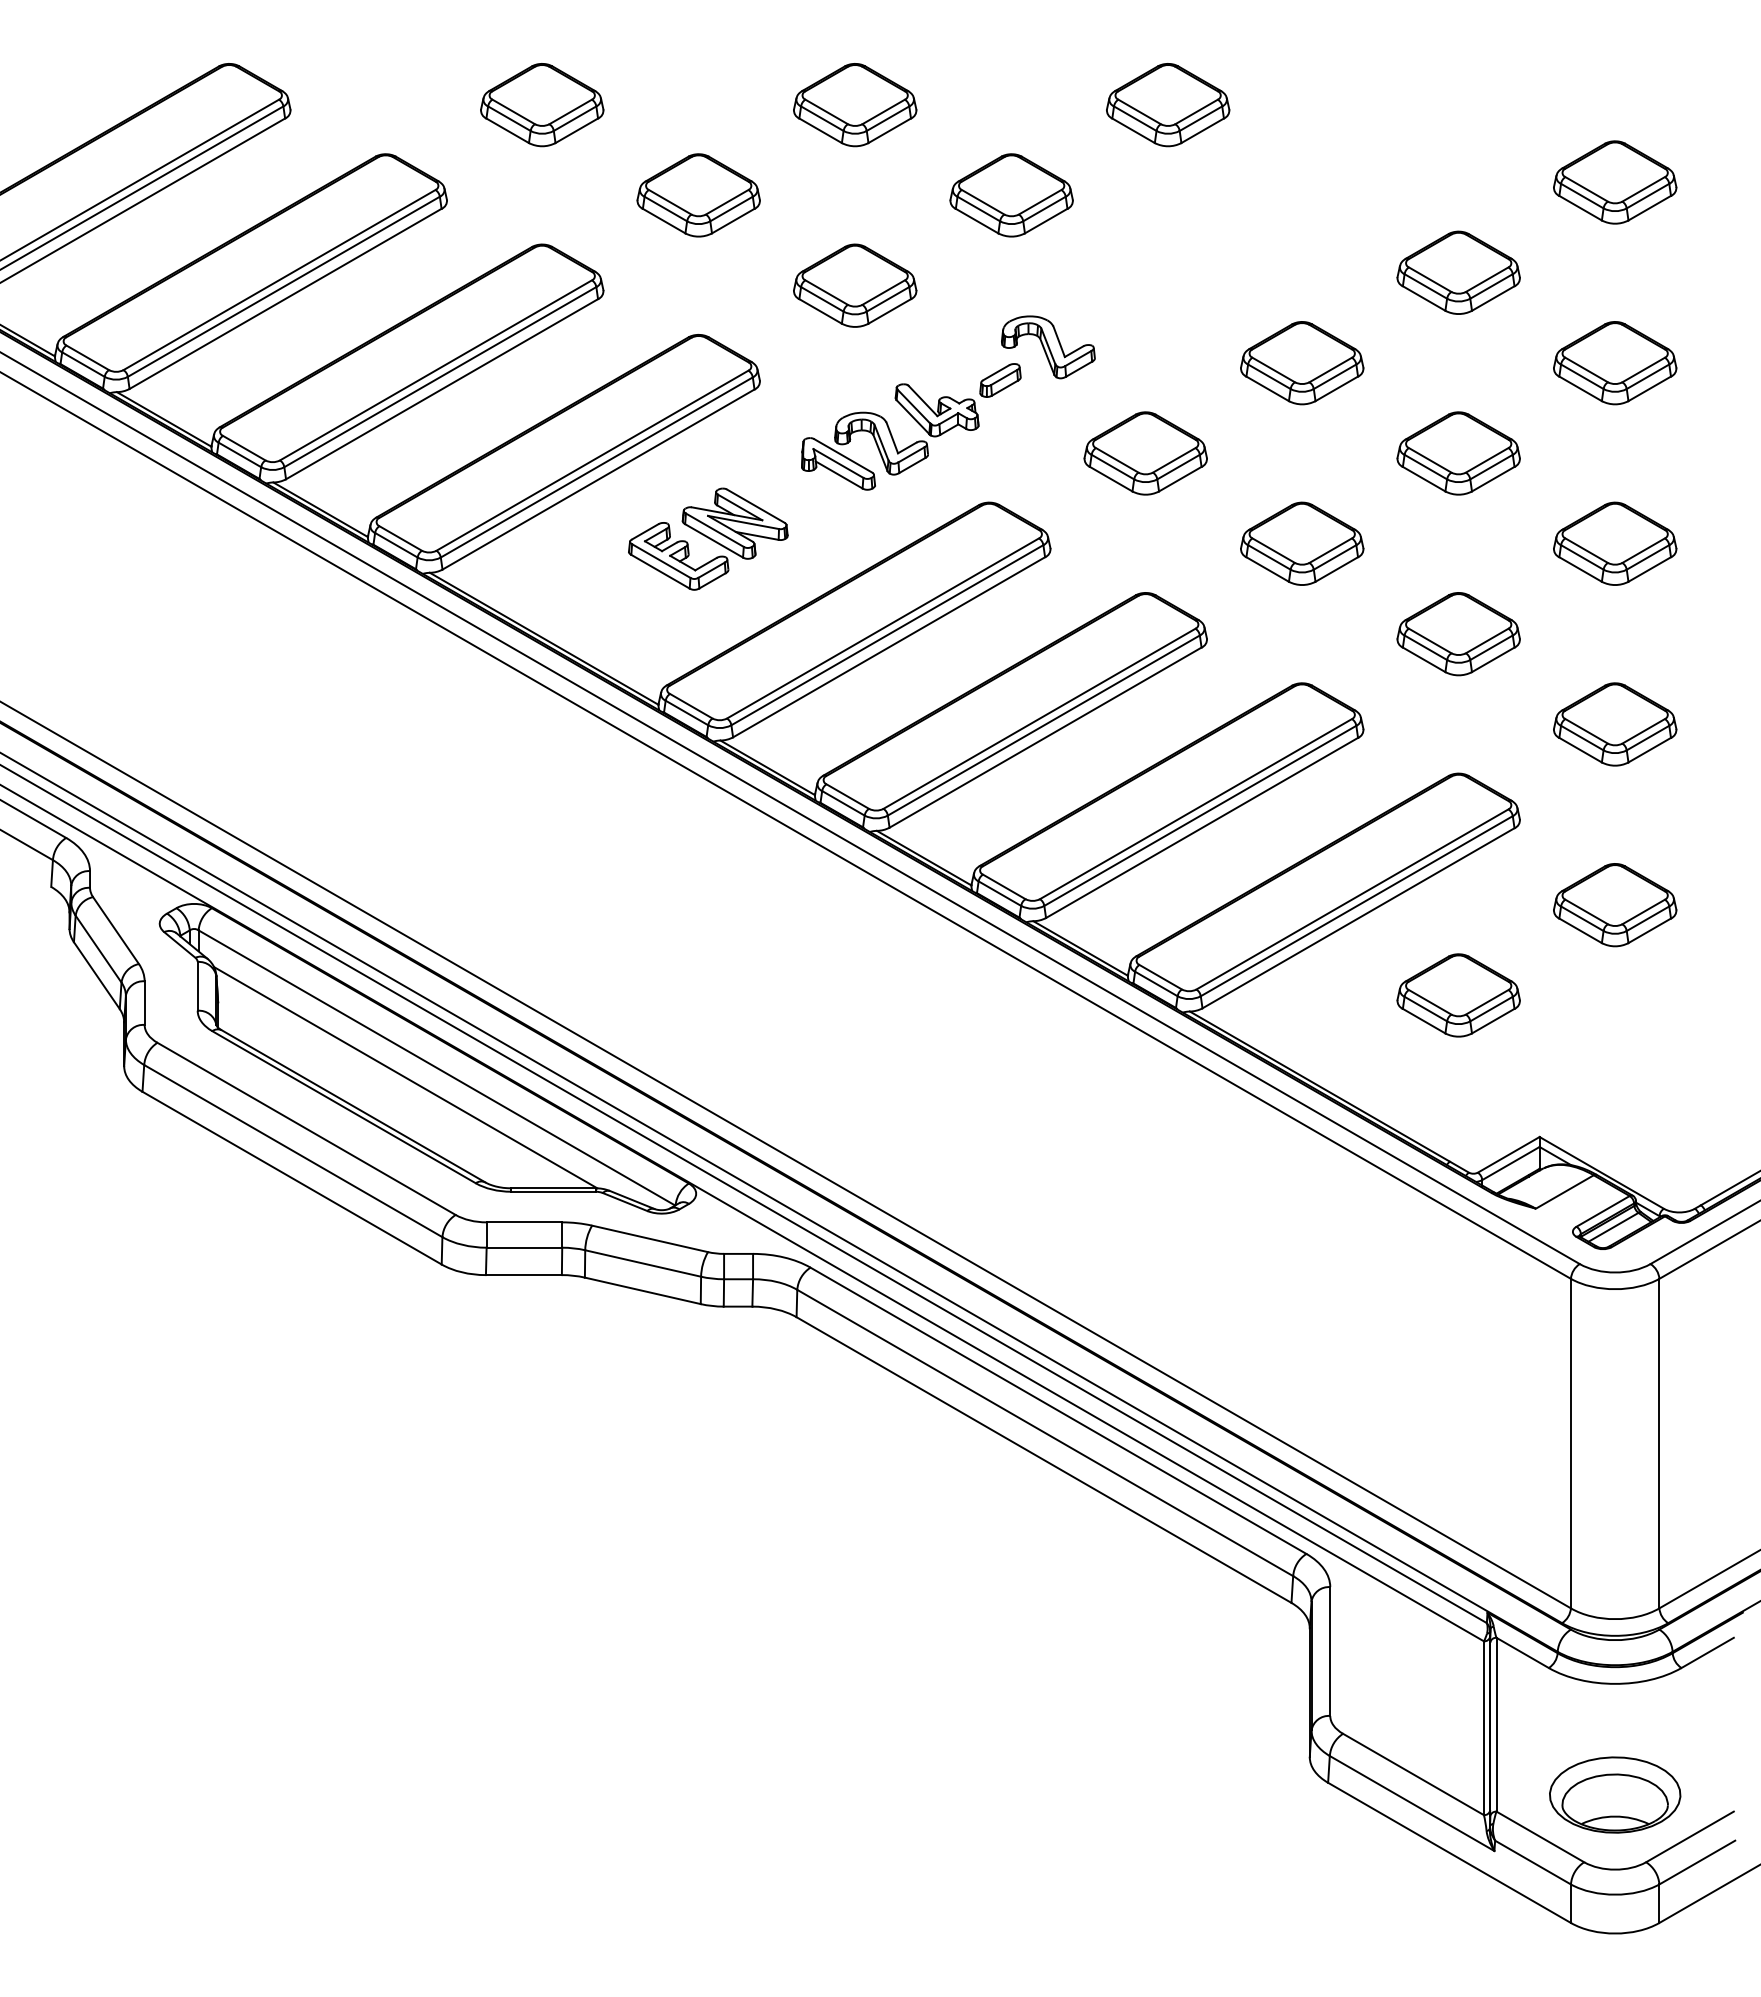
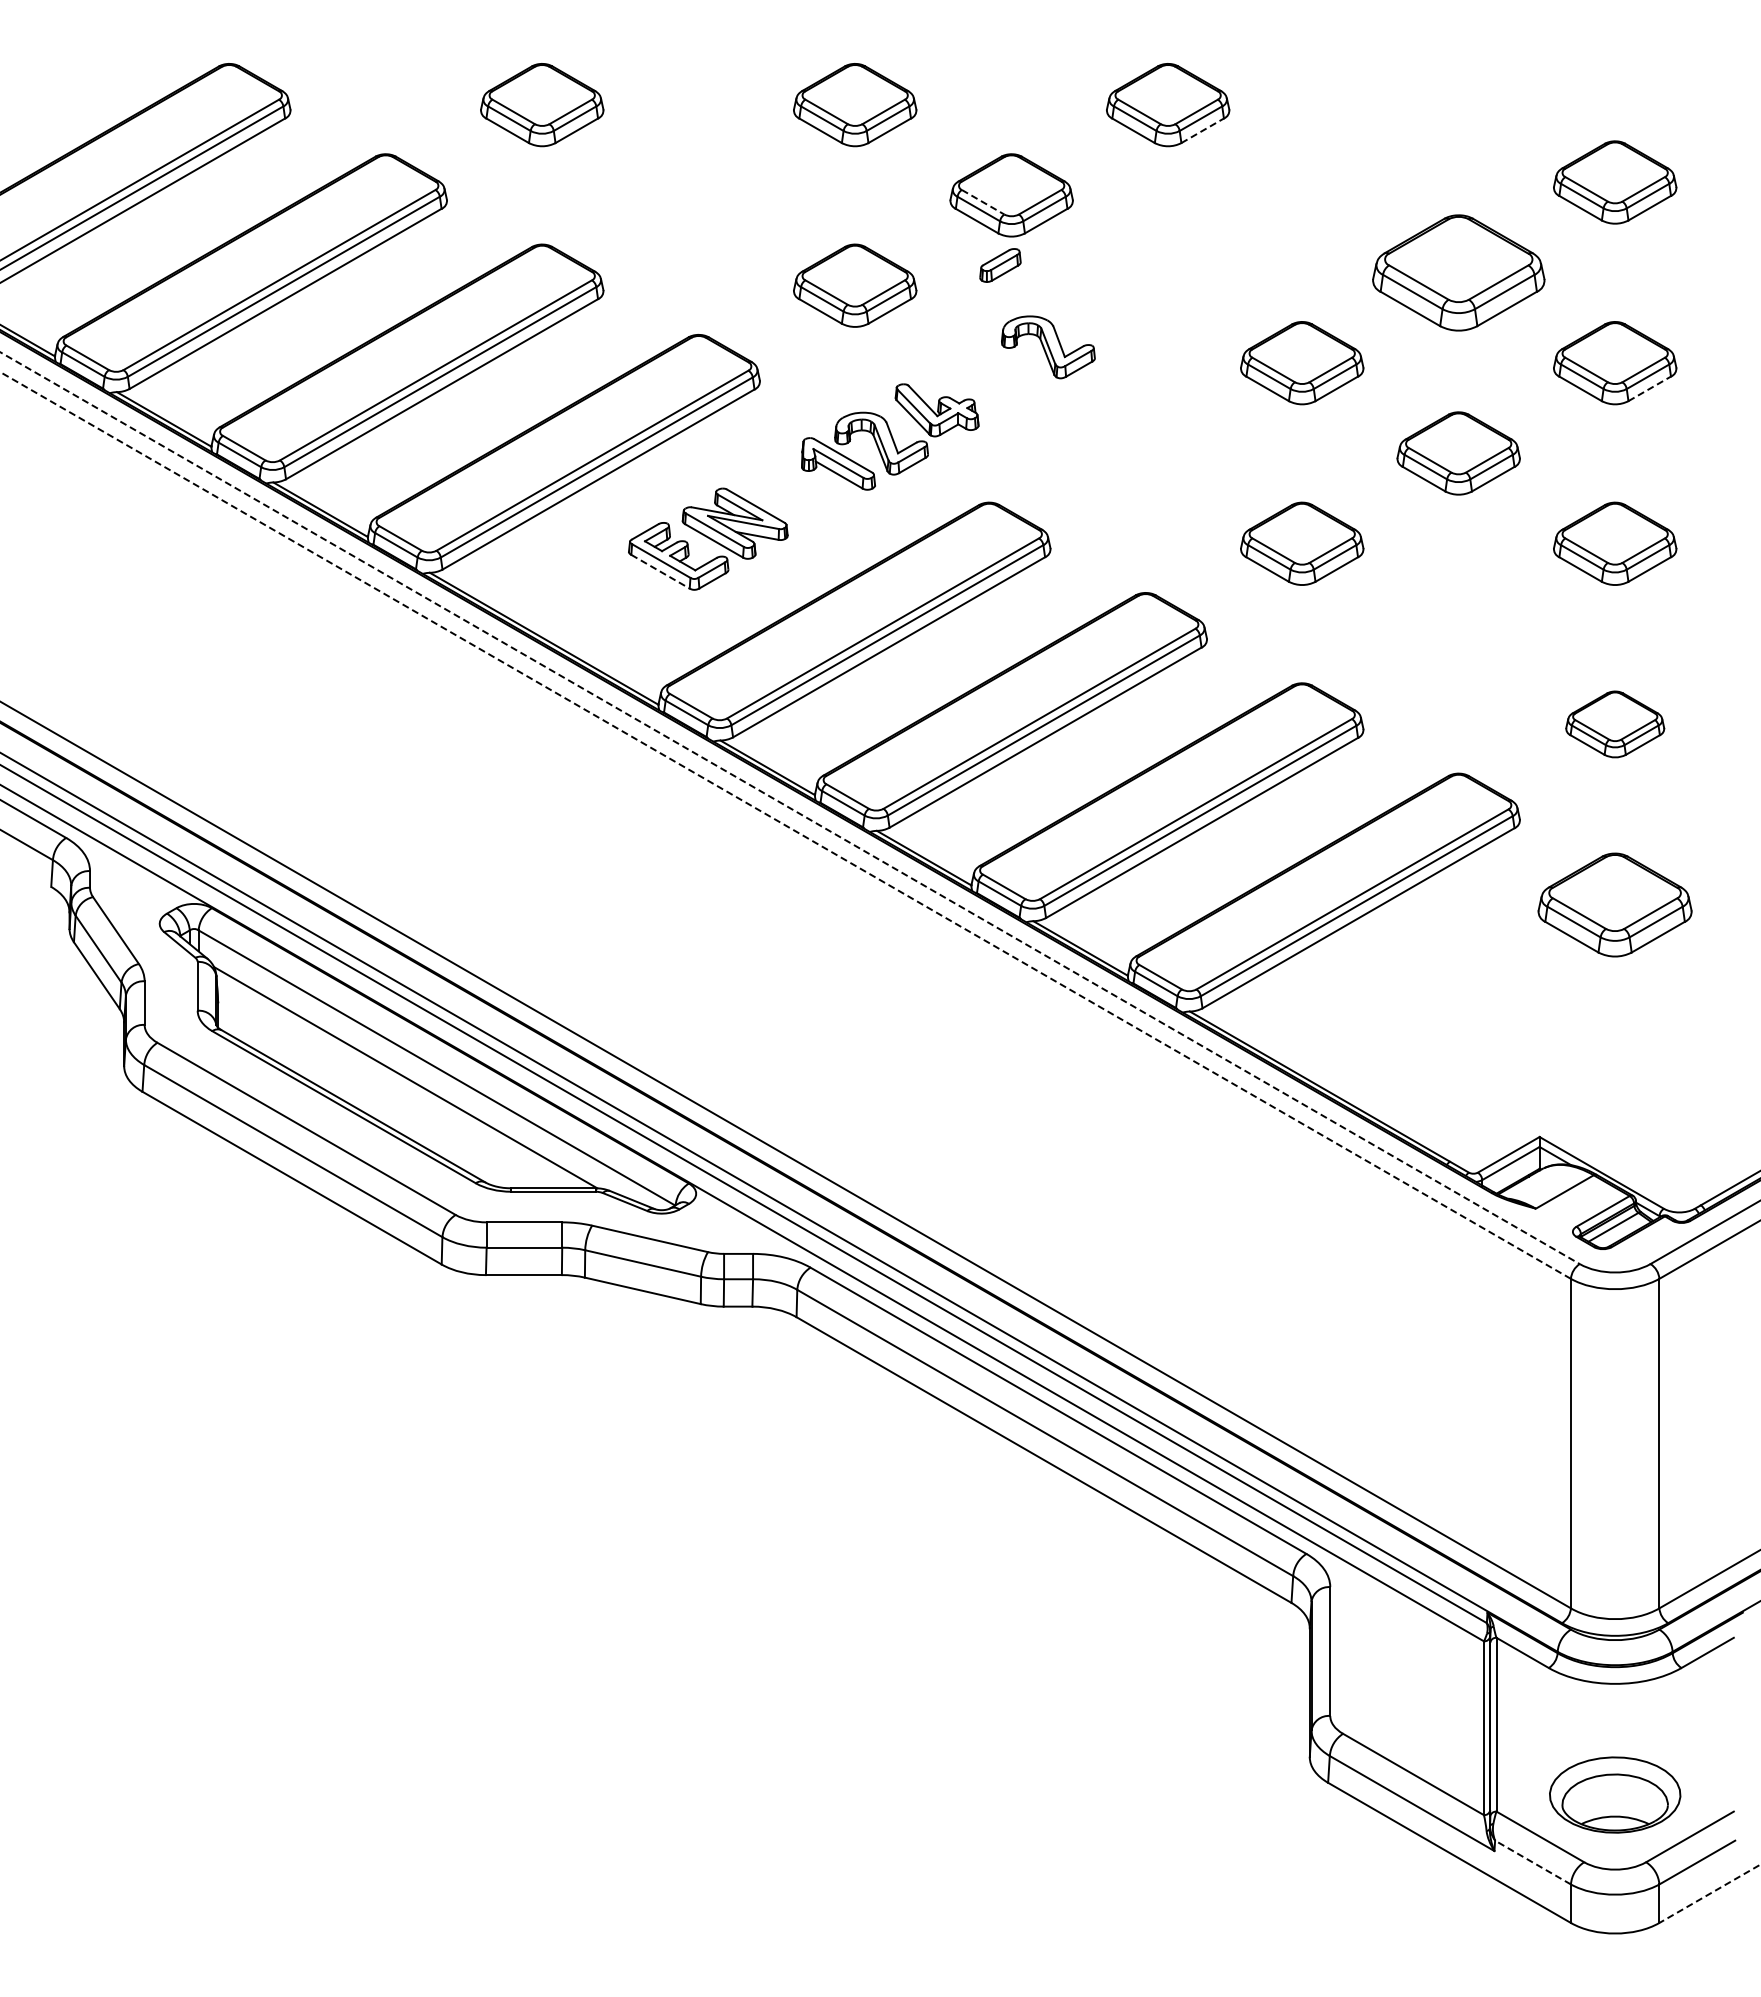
line: solid -> dashed (1202, 130)
part: present -> none (698, 195)
line: solid -> dashed (983, 202)
part size: 125x85 px -> 174x118 px (1458, 272)
part position: (1000, 380) -> (1000, 265) (1000, 265)
line: solid -> dashed (1649, 388)
part: present -> none (1145, 453)
line: solid -> dashed (660, 571)
part: present -> none (1458, 634)
part size: 125x85 px -> 101x69 px (1615, 724)
line: solid -> dashed (790, 808)
line: solid -> dashed (785, 825)
part size: 125x85 px -> 156x106 px (1614, 904)
part: present -> none (1458, 995)
line: solid -> dashed (1533, 1862)
line: solid -> dashed (1709, 1894)
